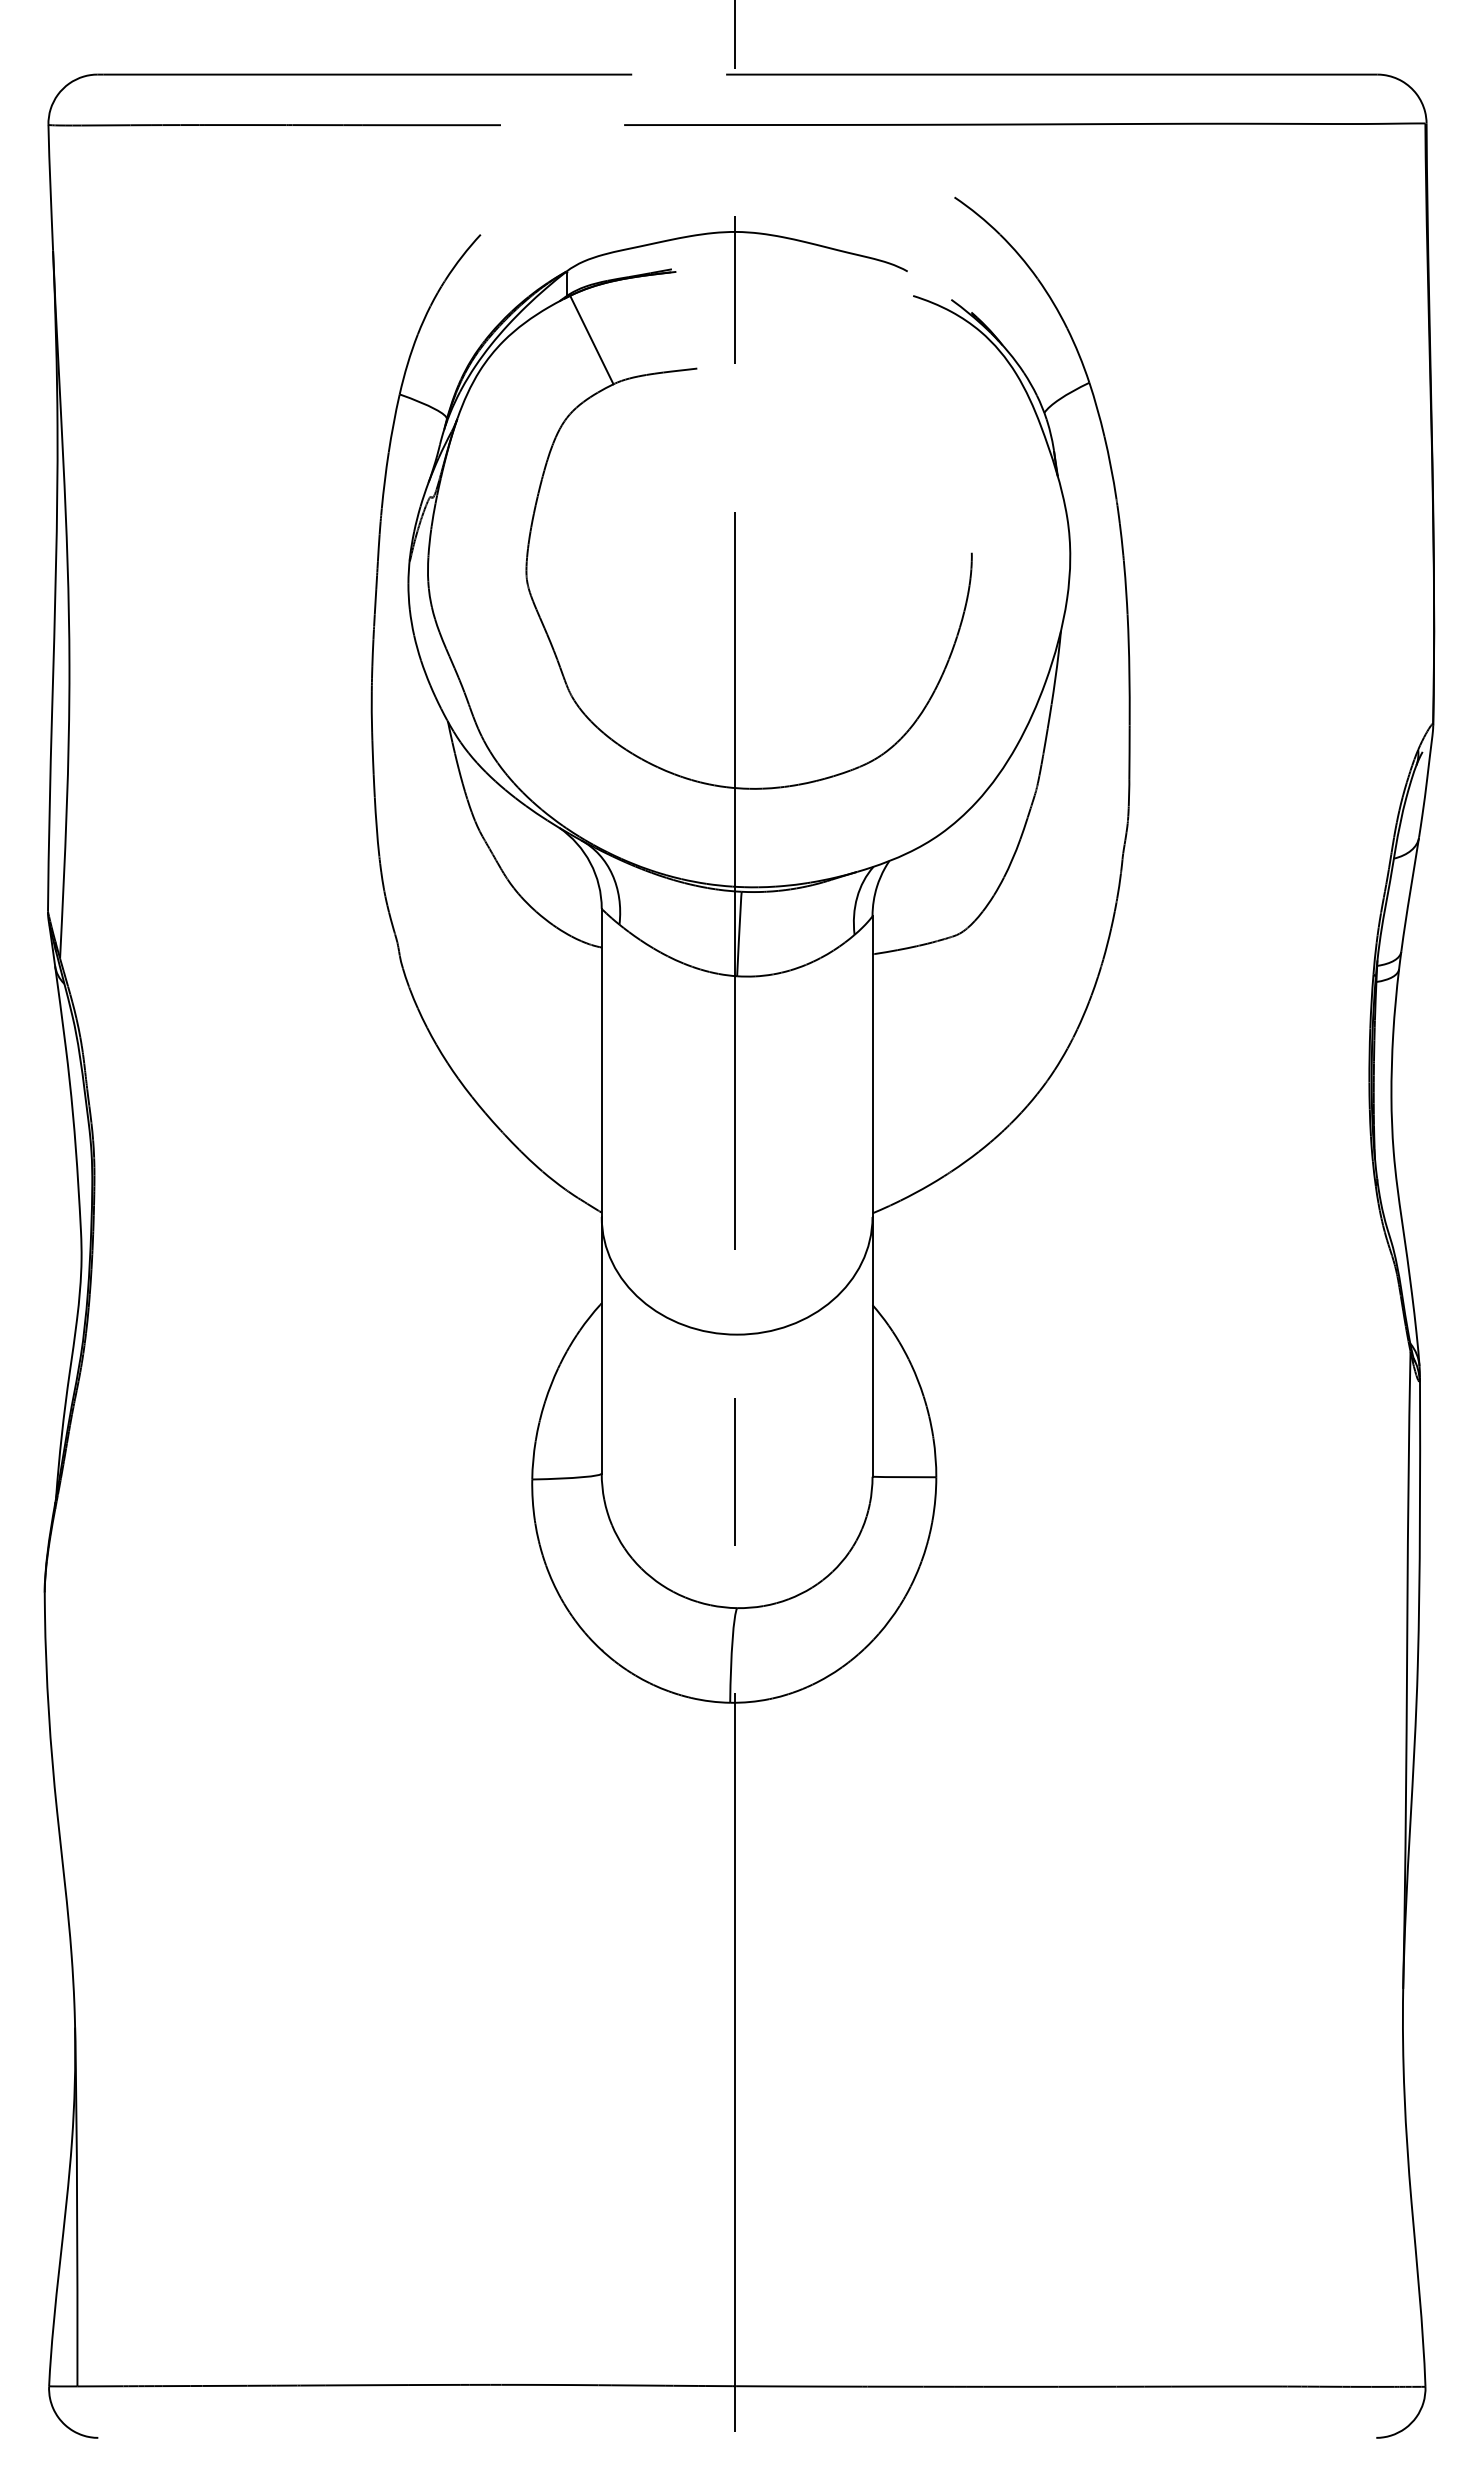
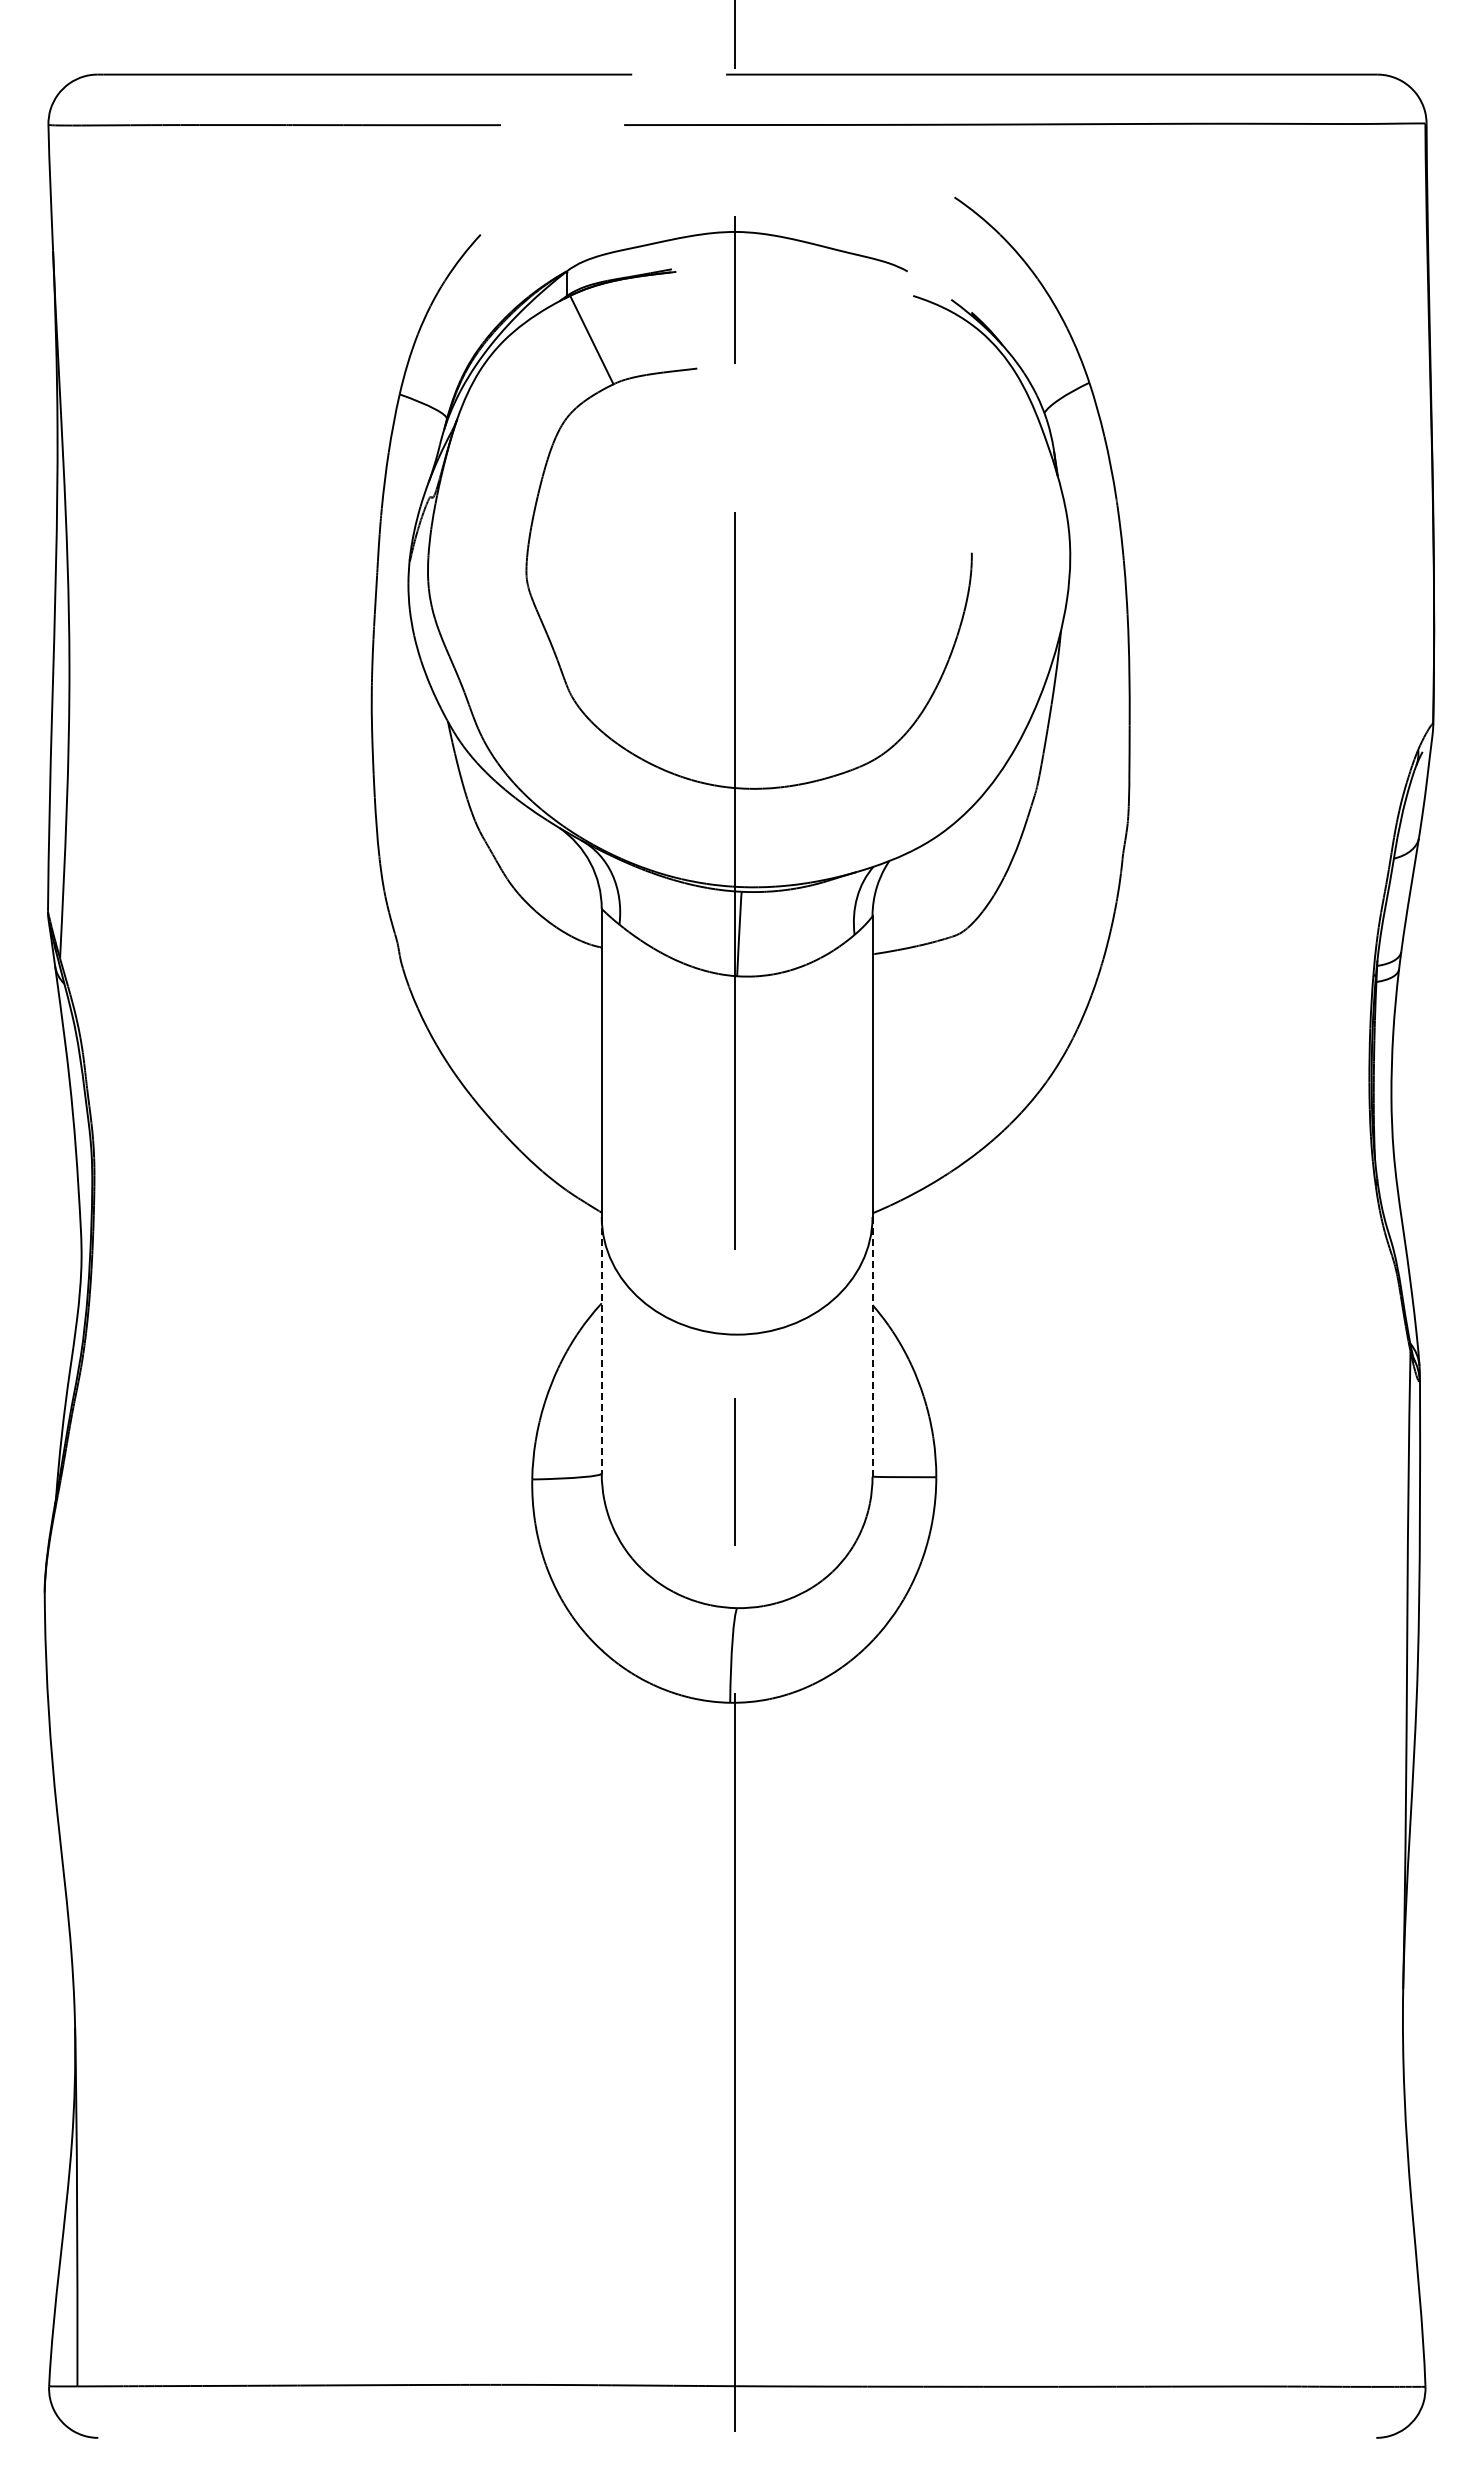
line: solid -> dashed (601, 1345)
line: solid -> dashed (872, 1346)
